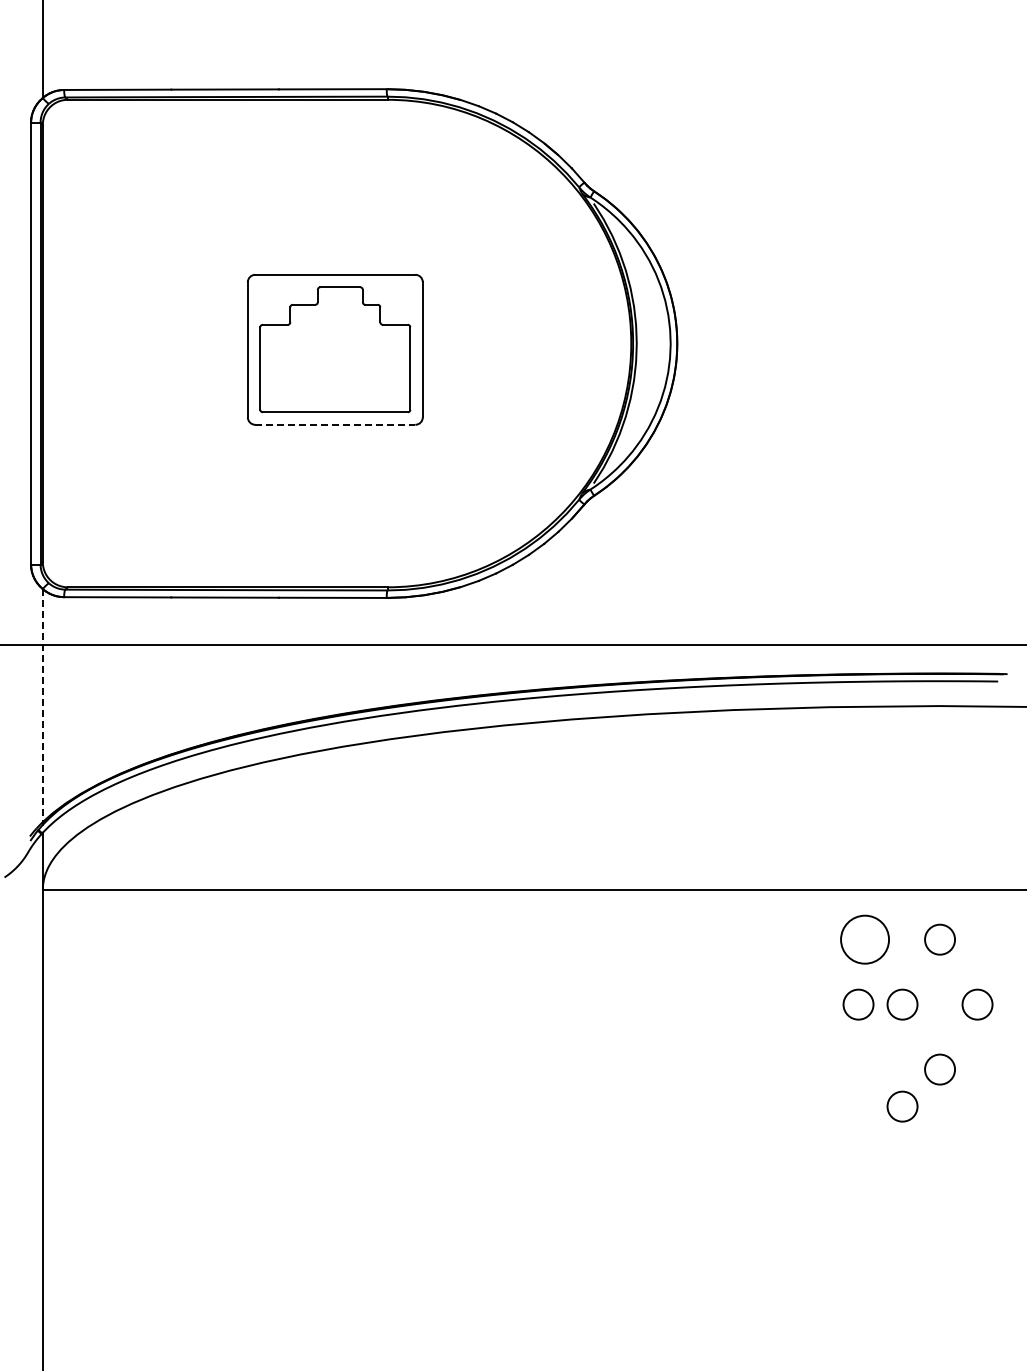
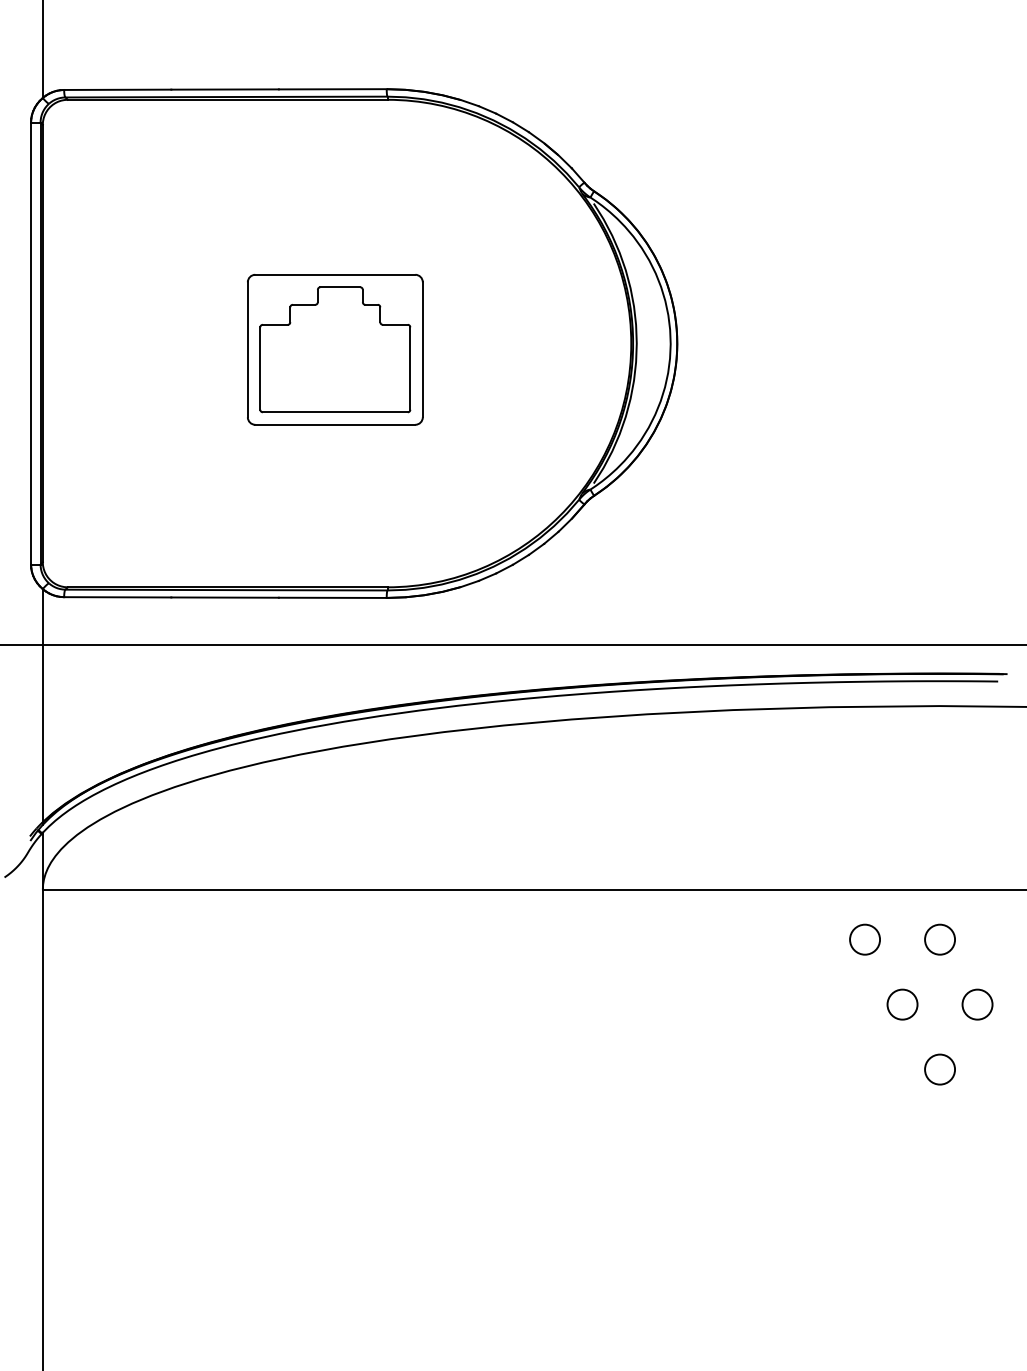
line: dashed -> solid (335, 424)
line: dashed -> solid (42, 705)
circle diameter: 48 px -> 30 px (865, 939)
circle: present -> none (858, 1004)
circle: present -> none (902, 1106)
